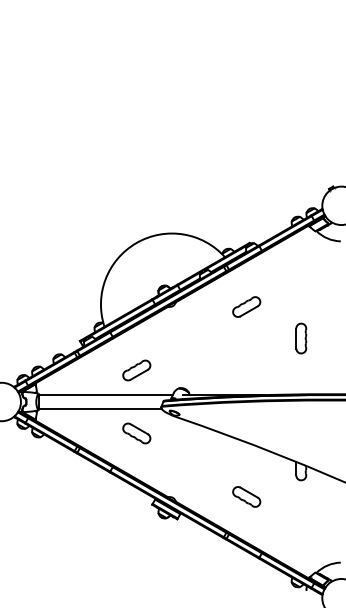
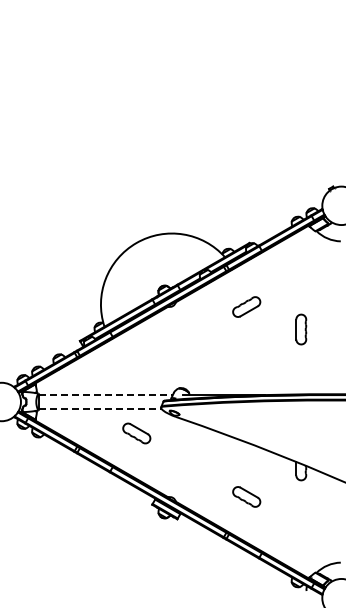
part position: (301, 338) -> (301, 329) (301, 329)
part: present -> none (136, 370)
line: solid -> dashed (106, 395)
line: solid -> dashed (101, 408)
